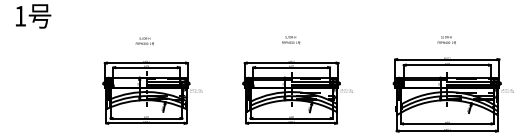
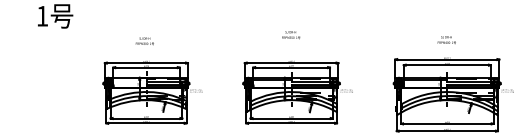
text position: (33, 16) -> (55, 16) (55, 16)
text position: (291, 40) -> (291, 35) (291, 35)
